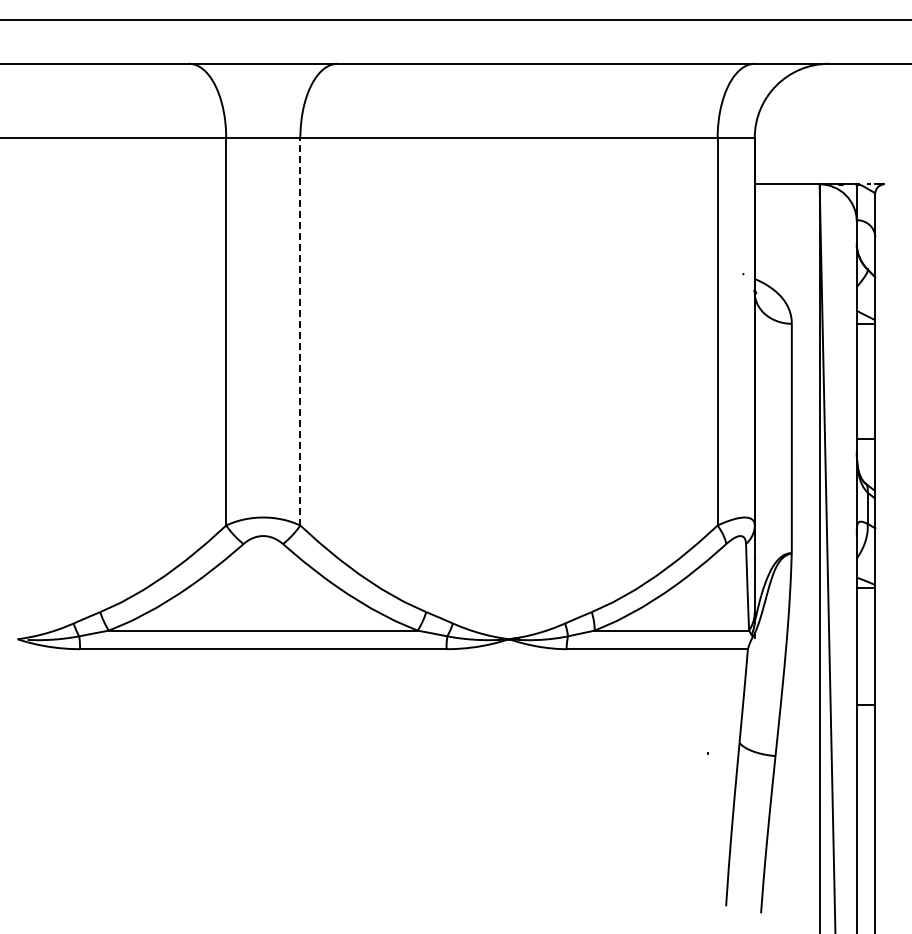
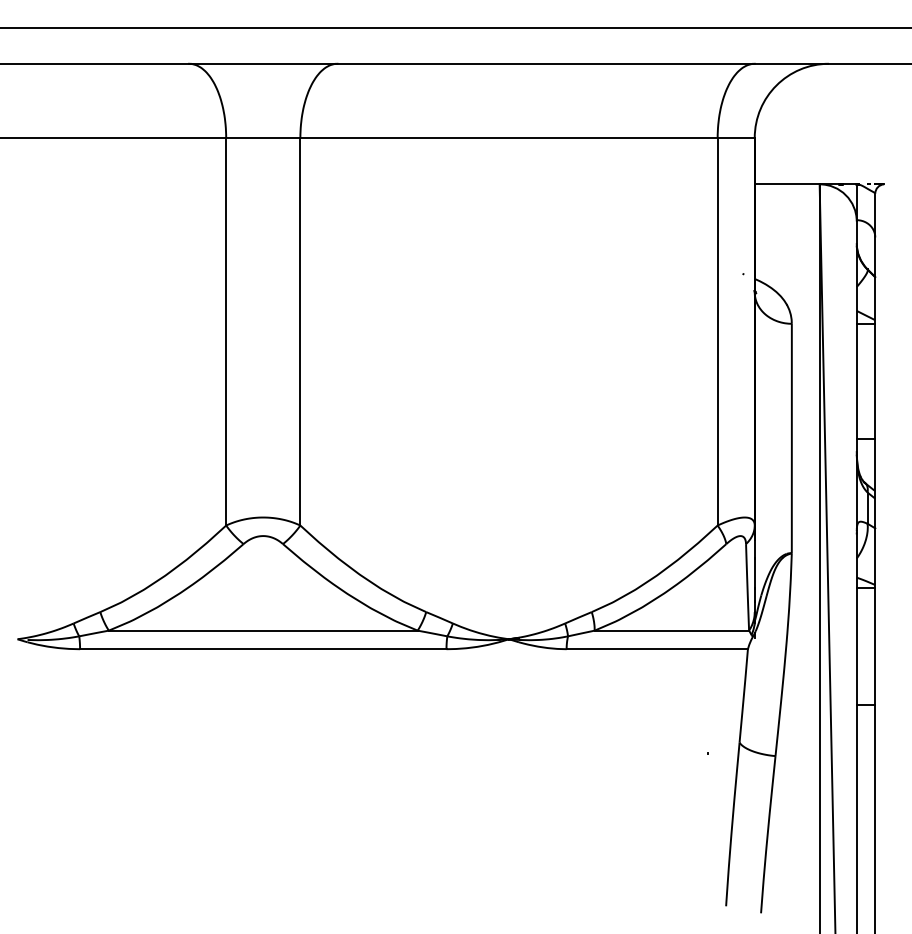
line position: (455, 20) -> (455, 28) (455, 28)
line: dashed -> solid (300, 331)
